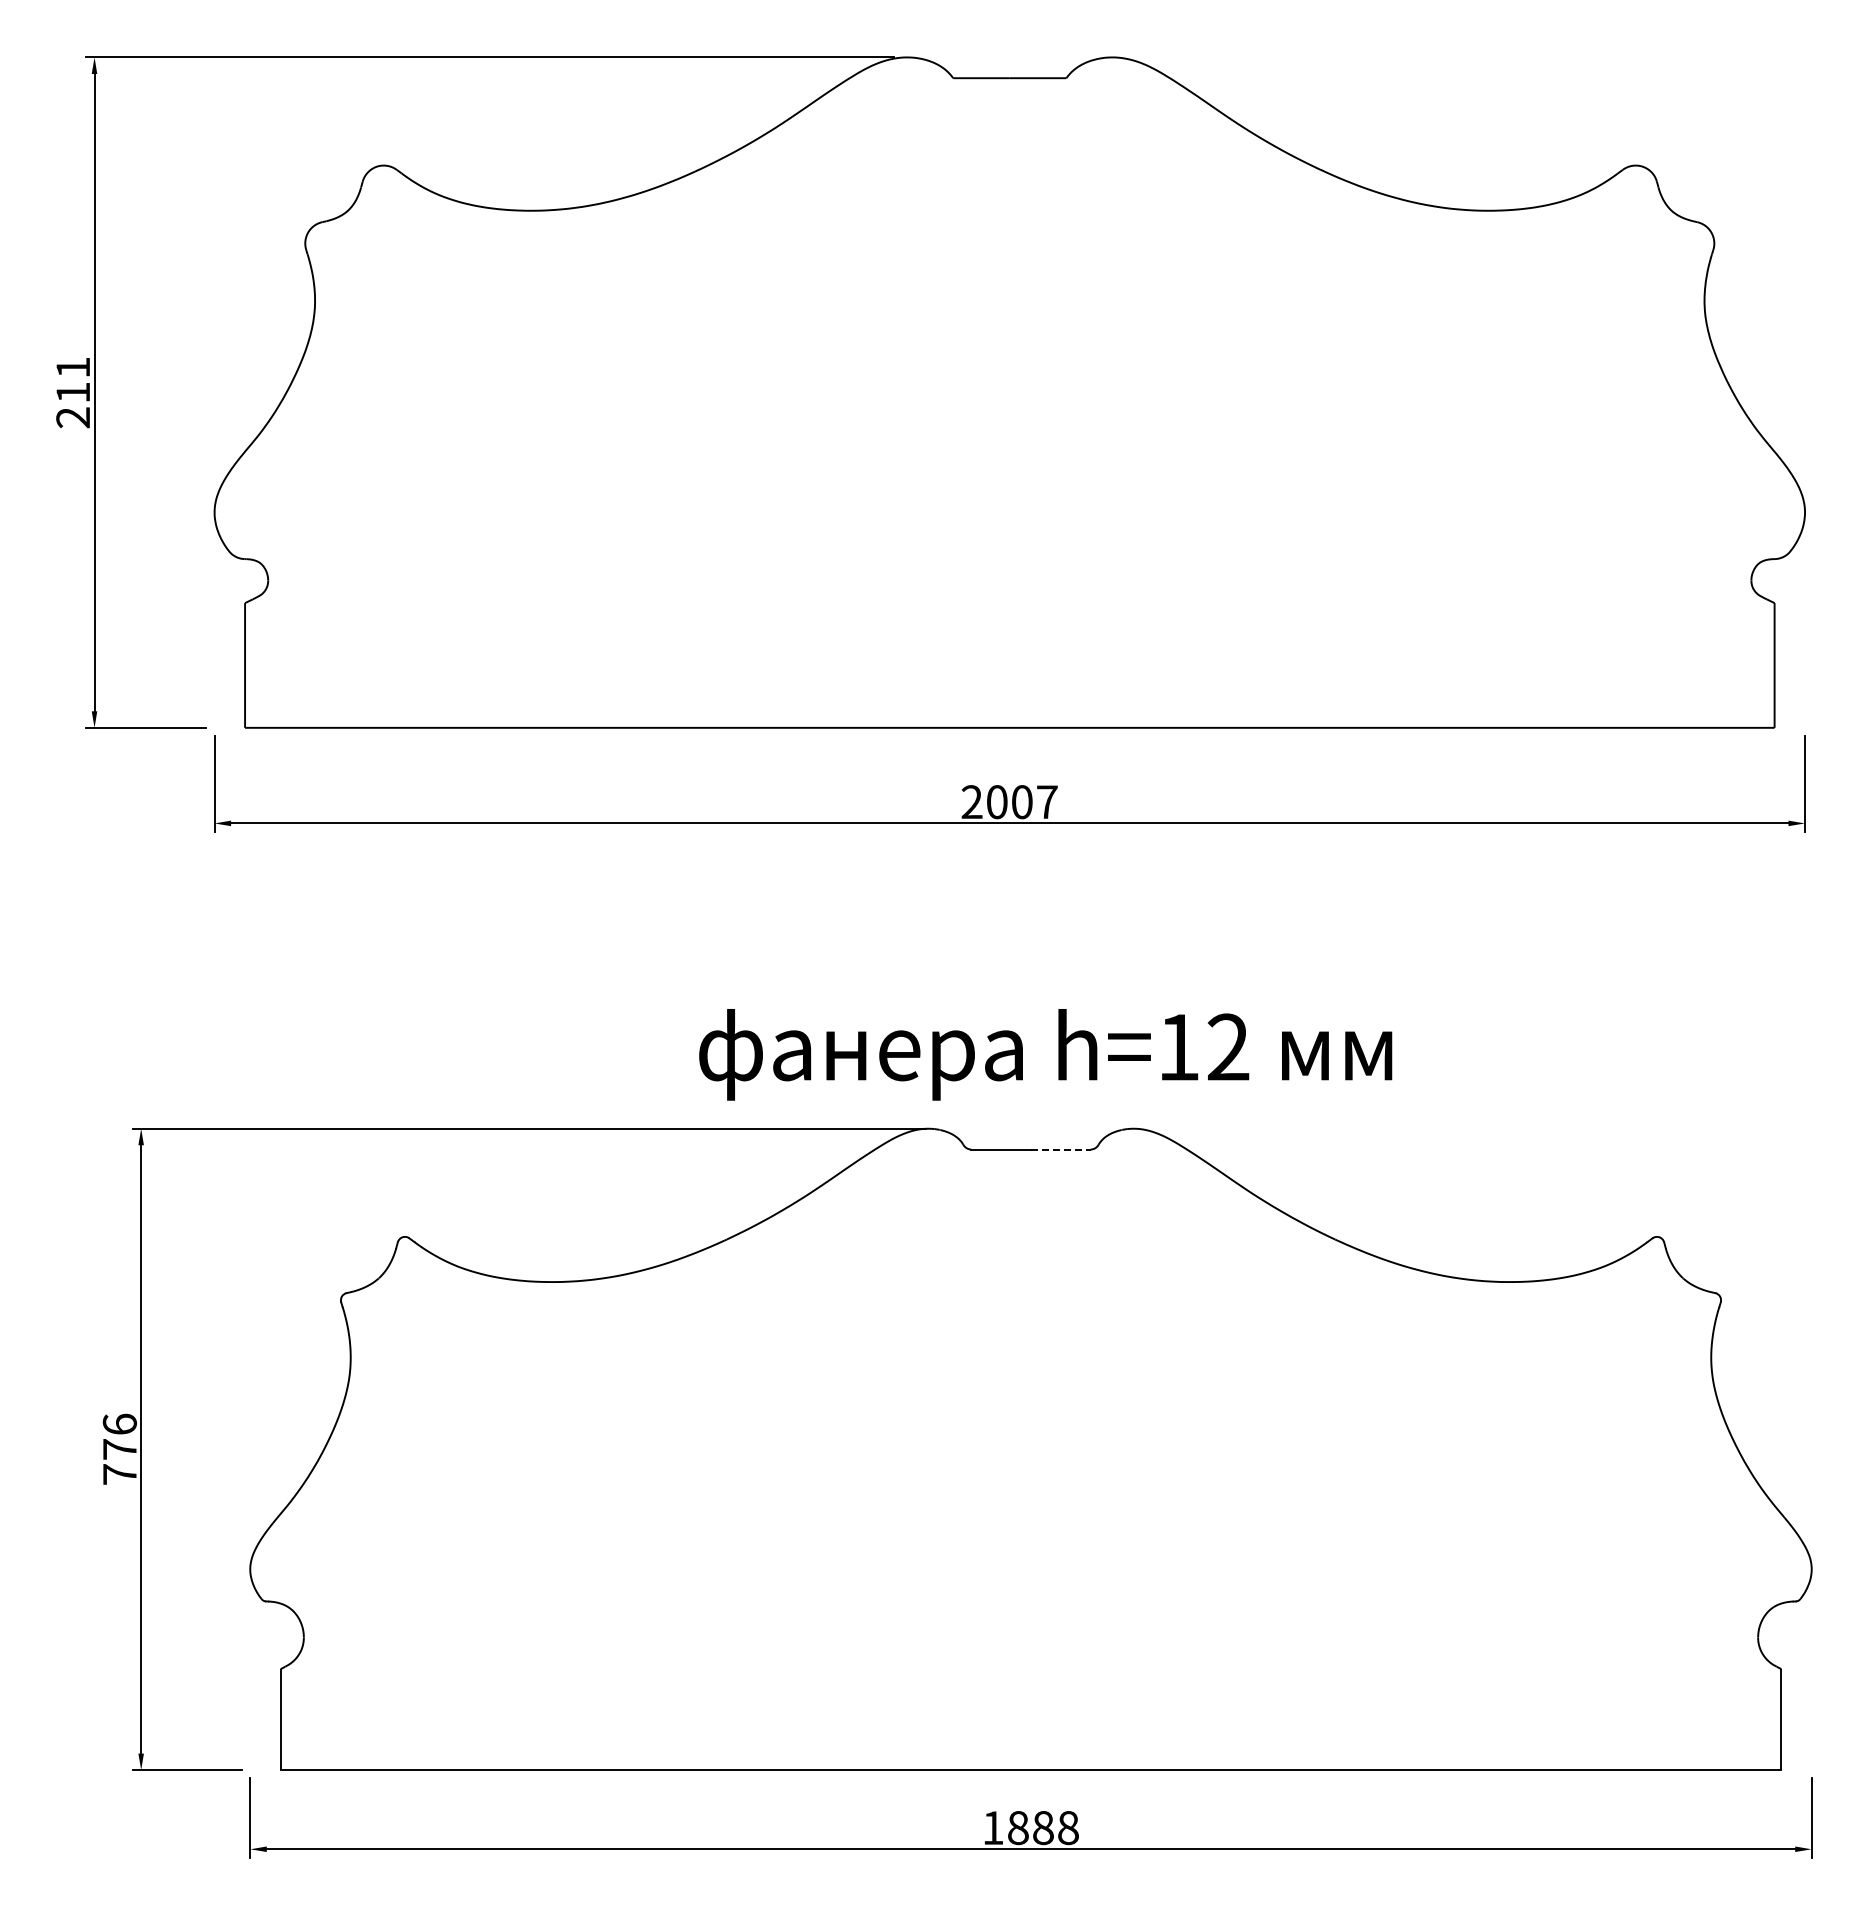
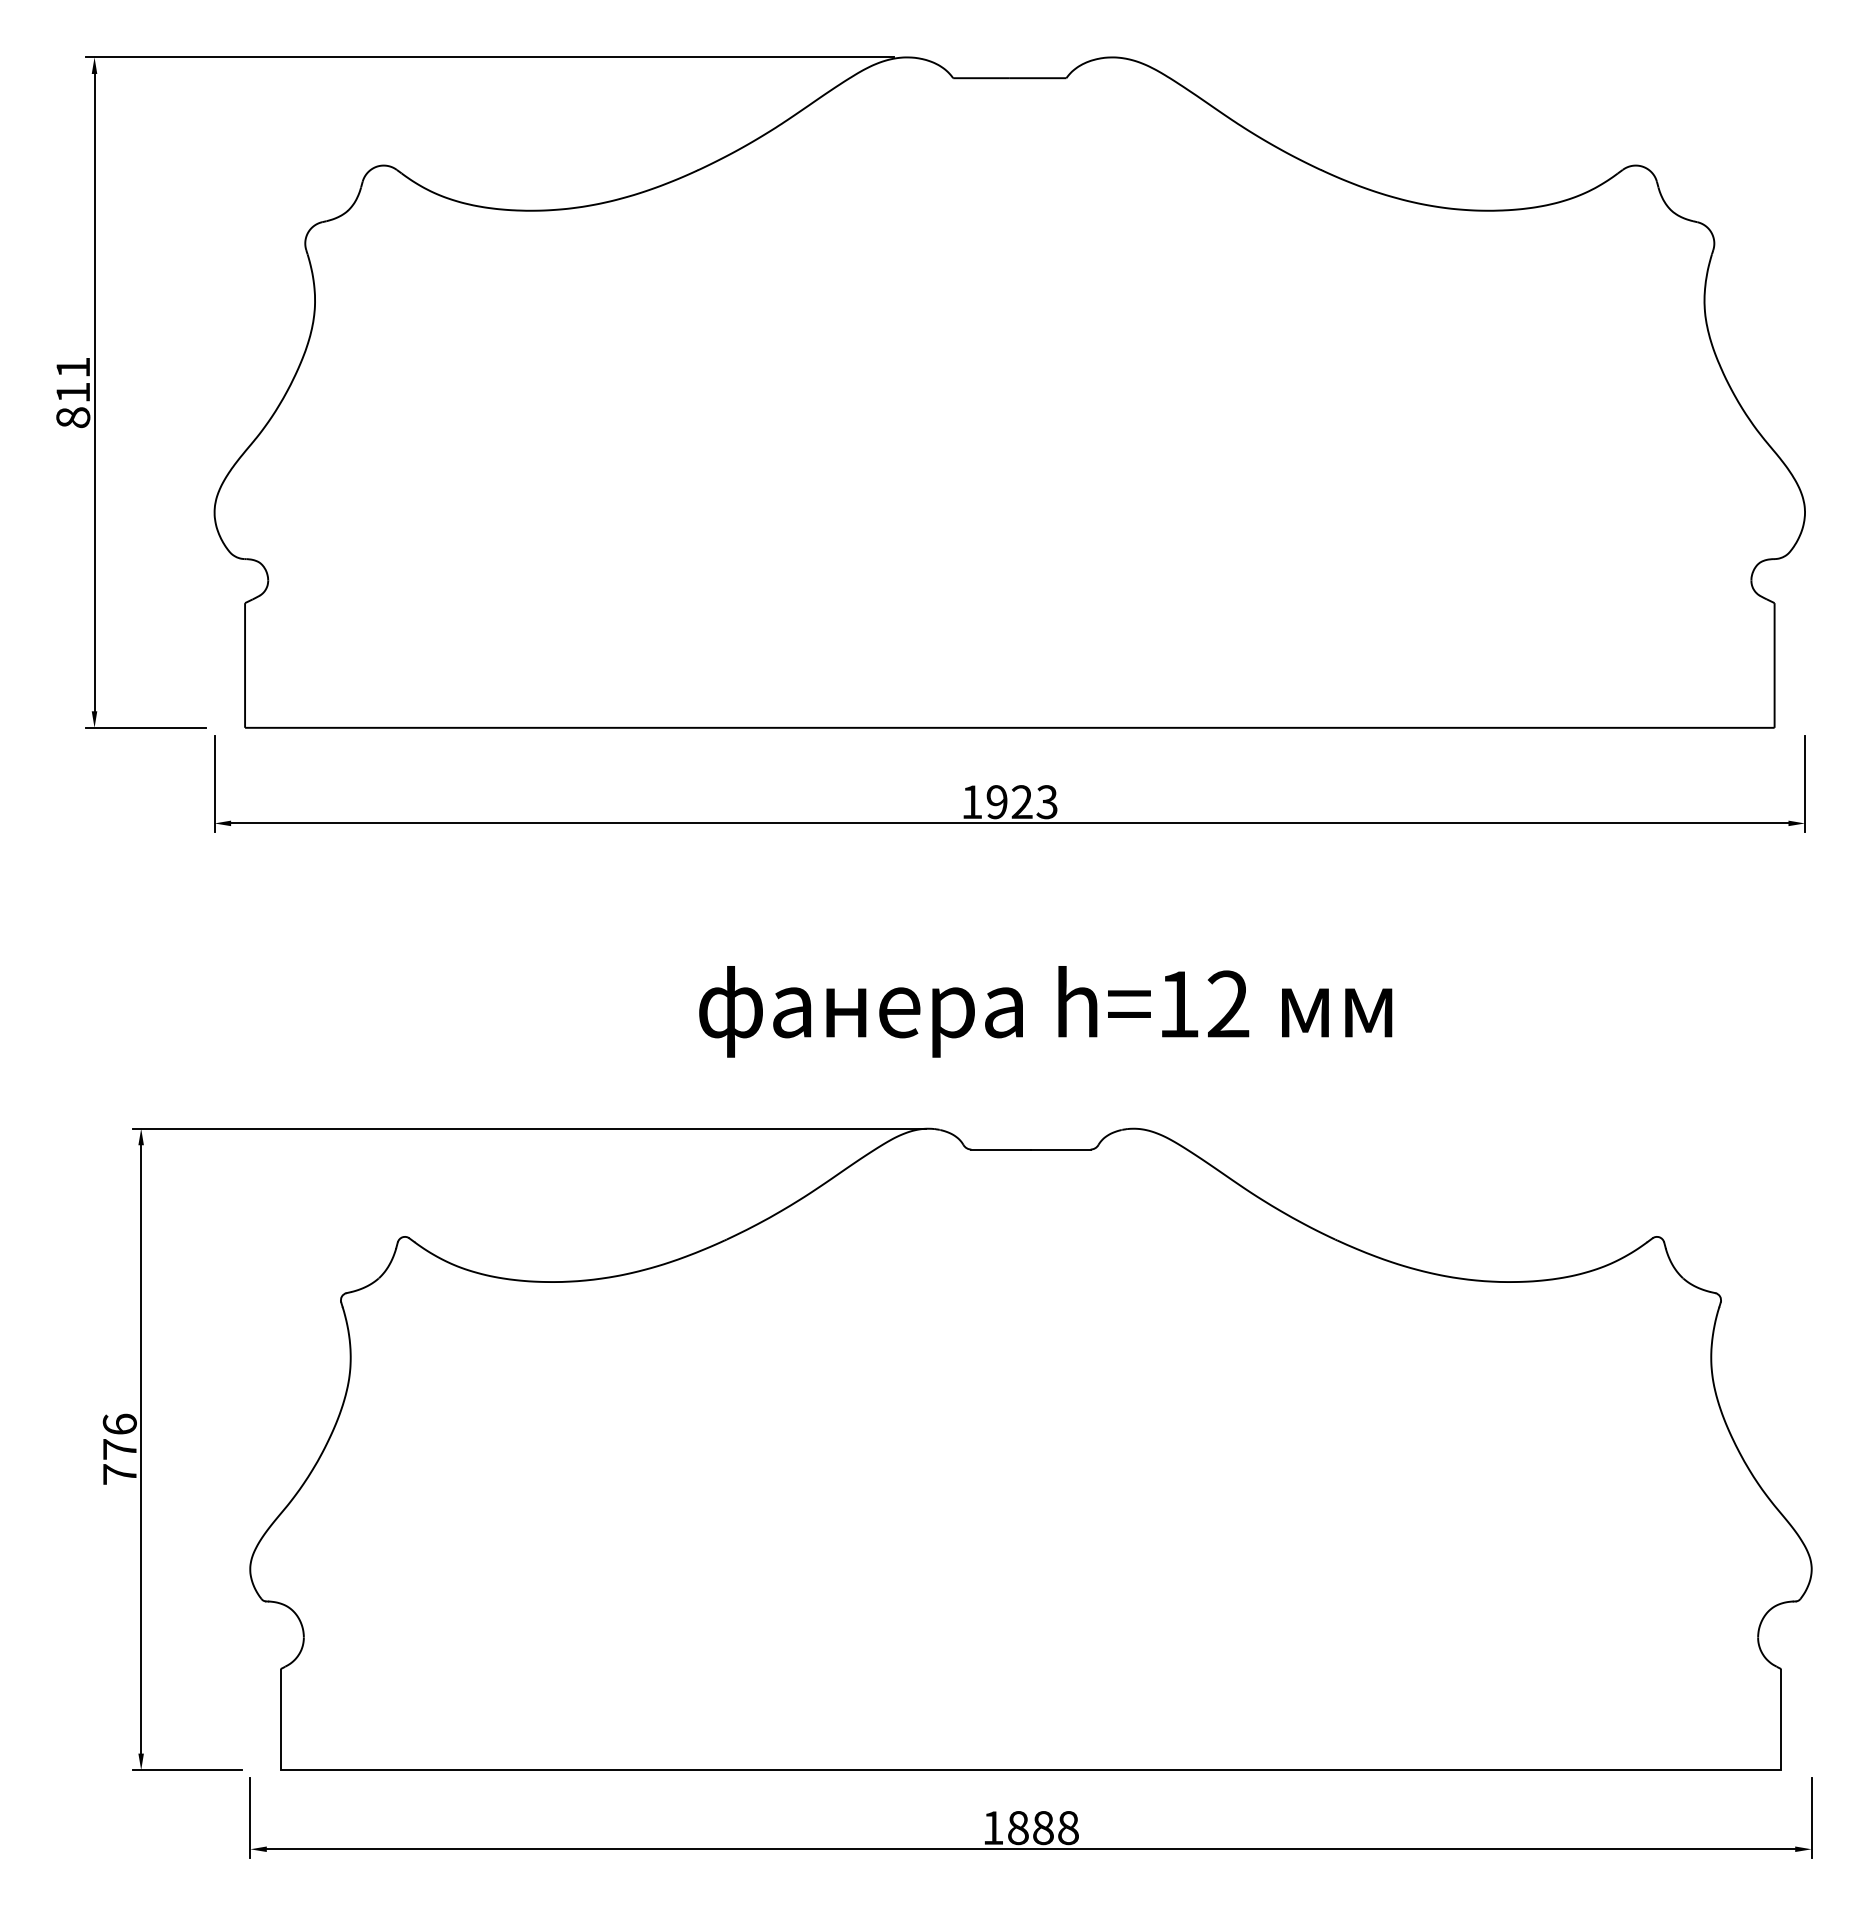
text: 211 -> 811 (73, 417)
text: 2007 -> 1923 (1009, 802)
text position: (1045, 1054) -> (1045, 1011) (1045, 1011)
line: dashed -> solid (1060, 1149)
